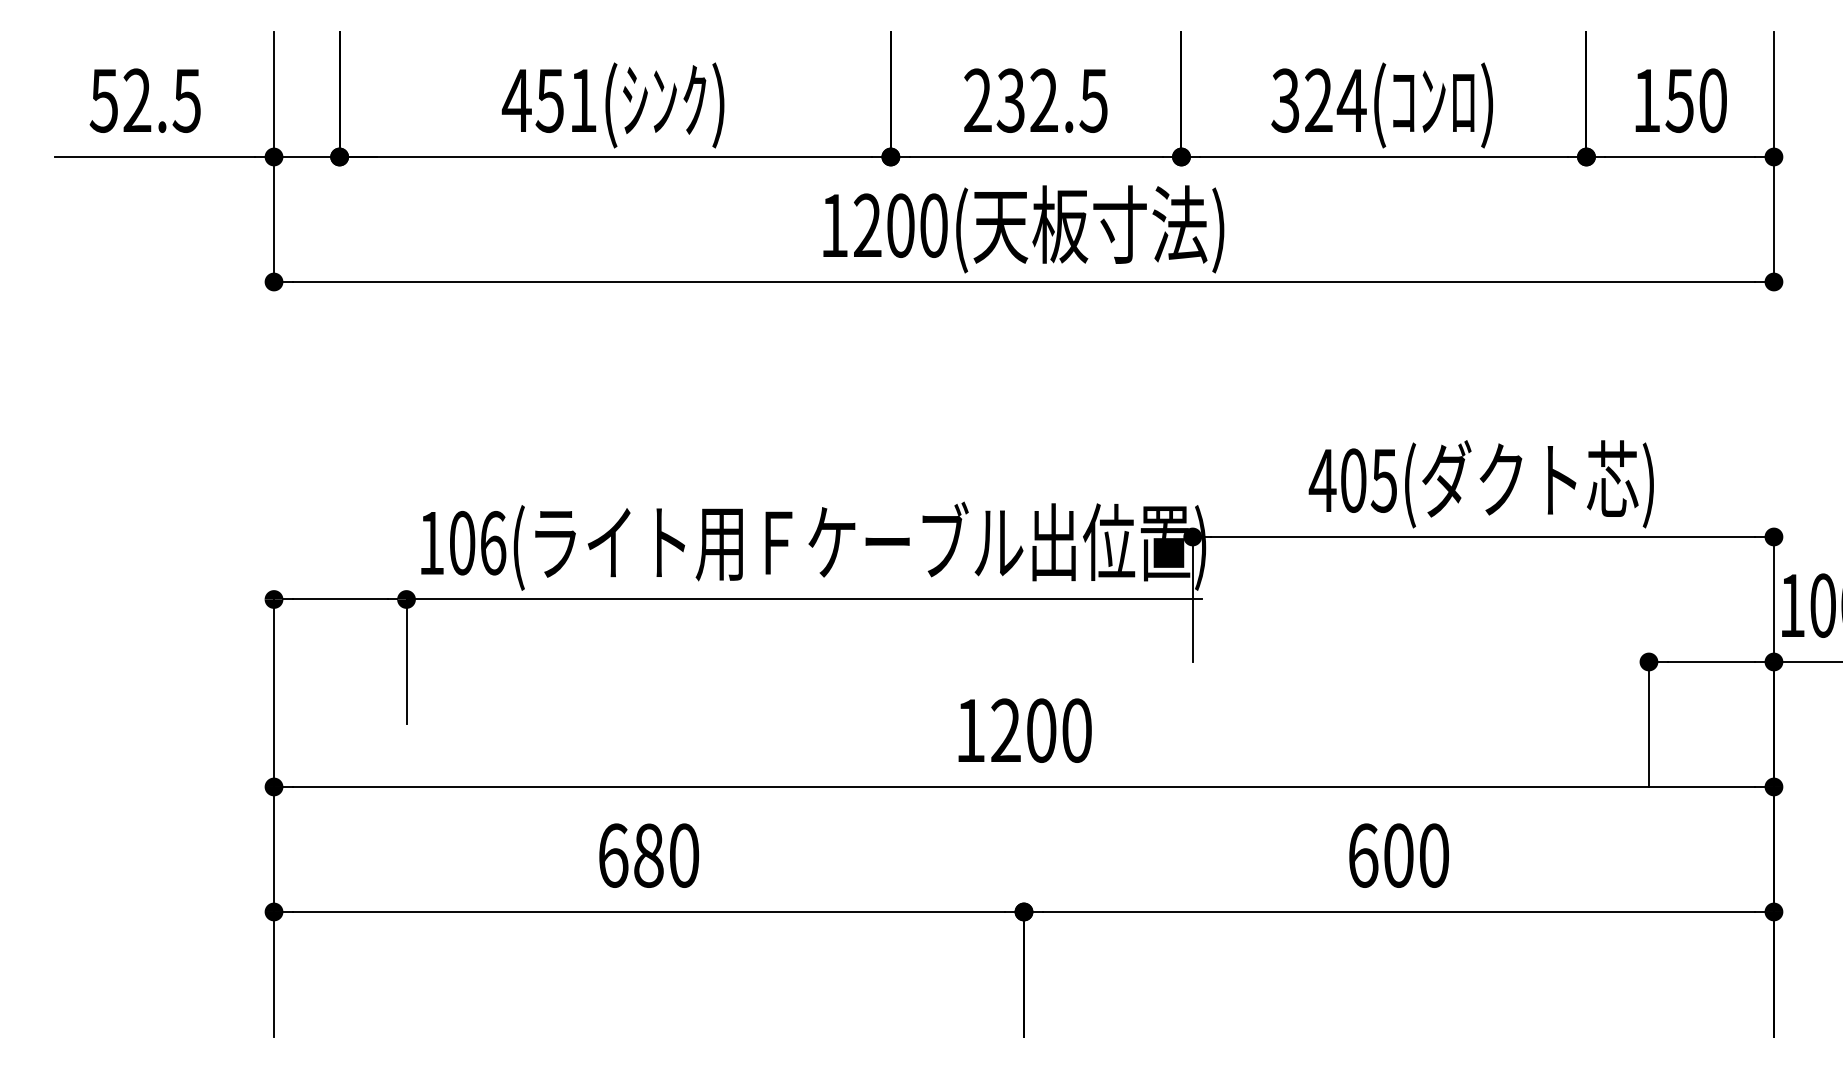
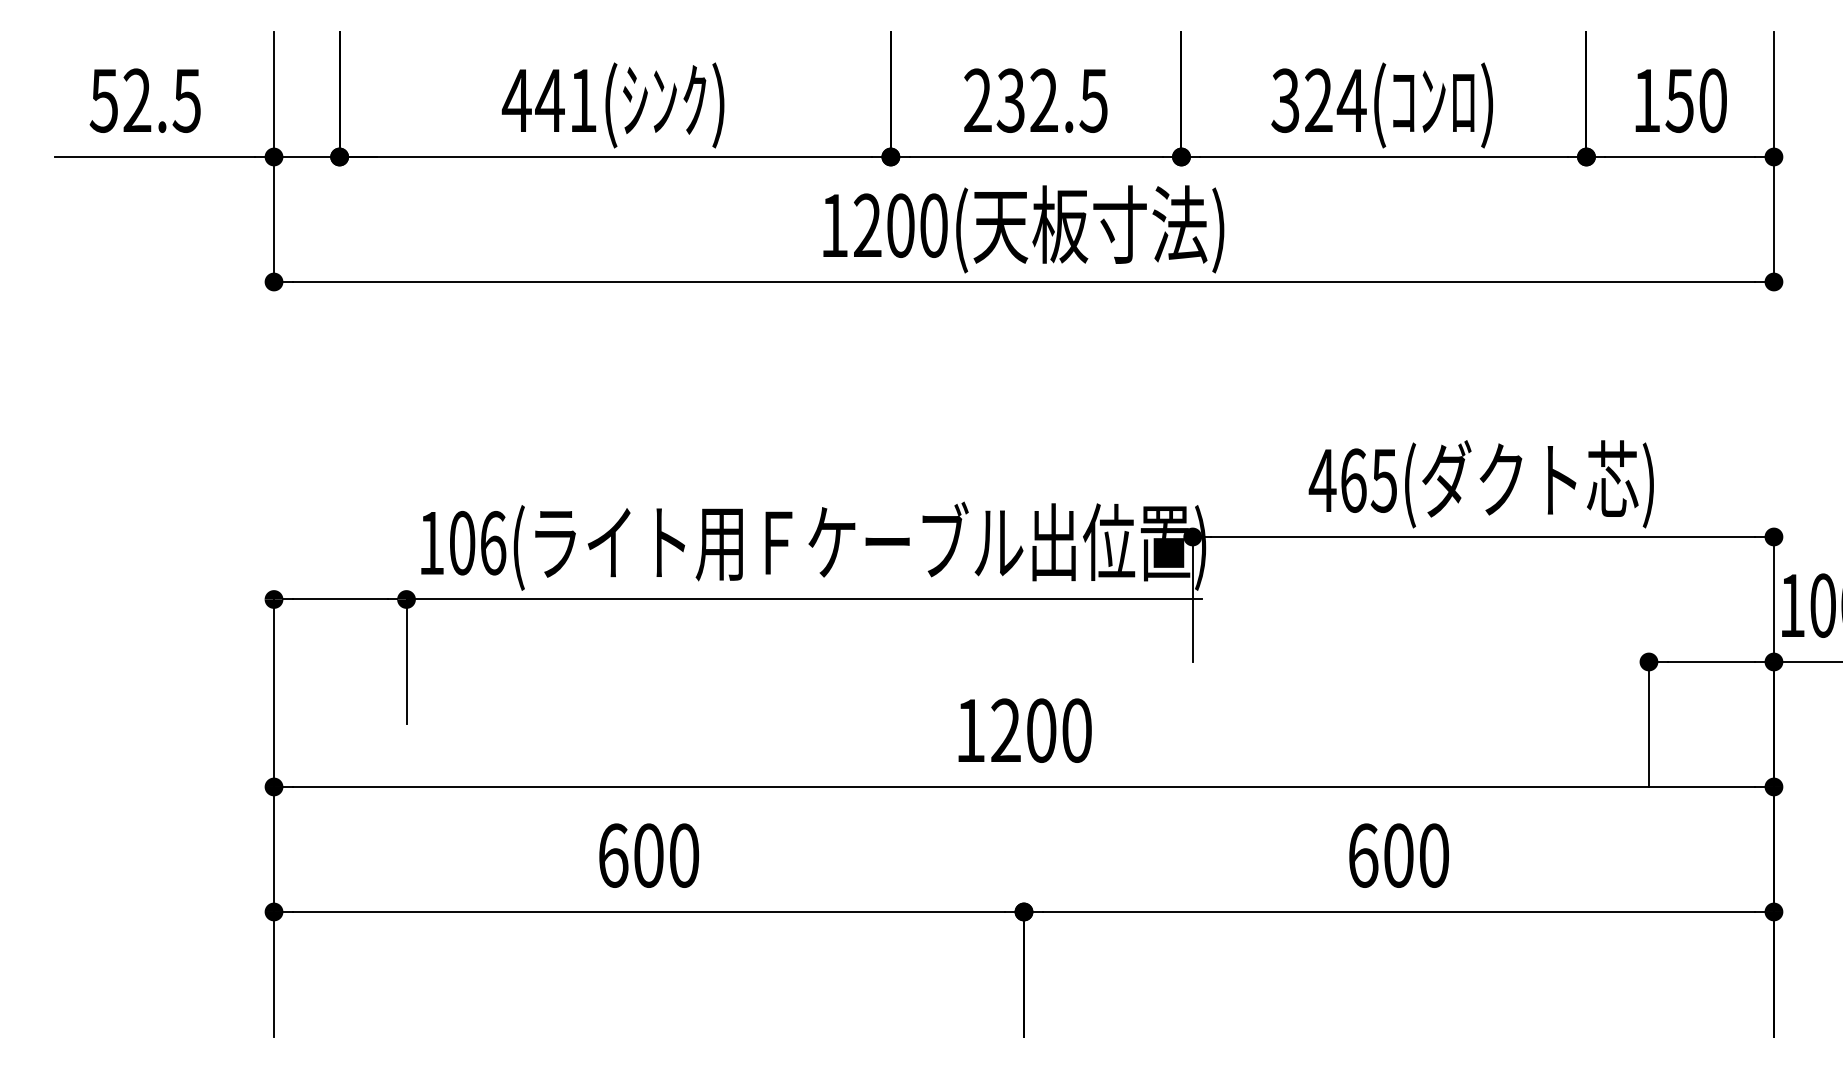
text: 451( -> 441( (549, 101)
text: 405( -> 465( (1353, 480)
text: 680 -> 600 (648, 855)
